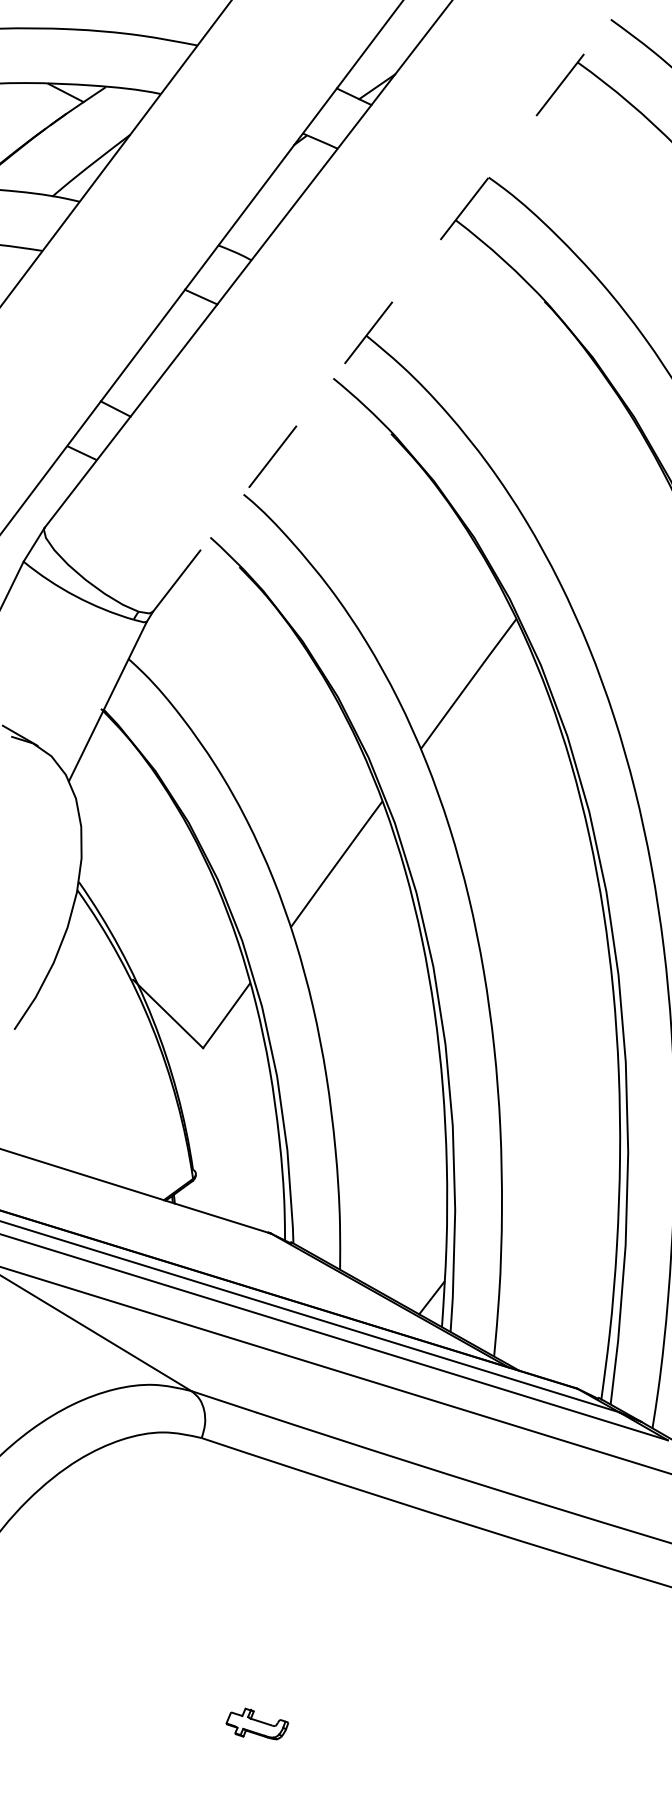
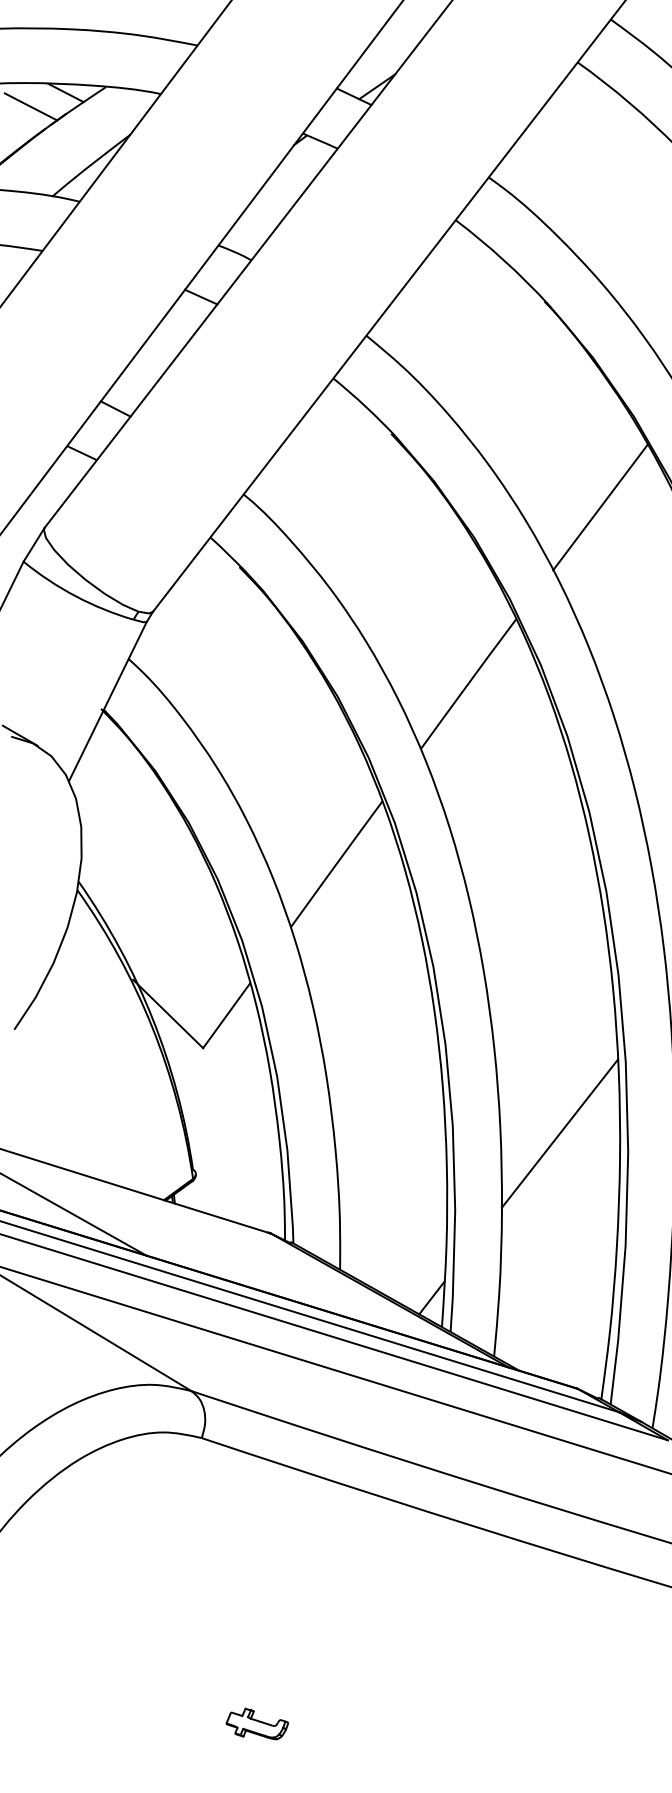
line: none -> present (30, 106)
line: dashed -> solid (389, 305)
line: none -> present (600, 507)
line: none -> present (559, 1133)
line: none -> present (74, 1214)
